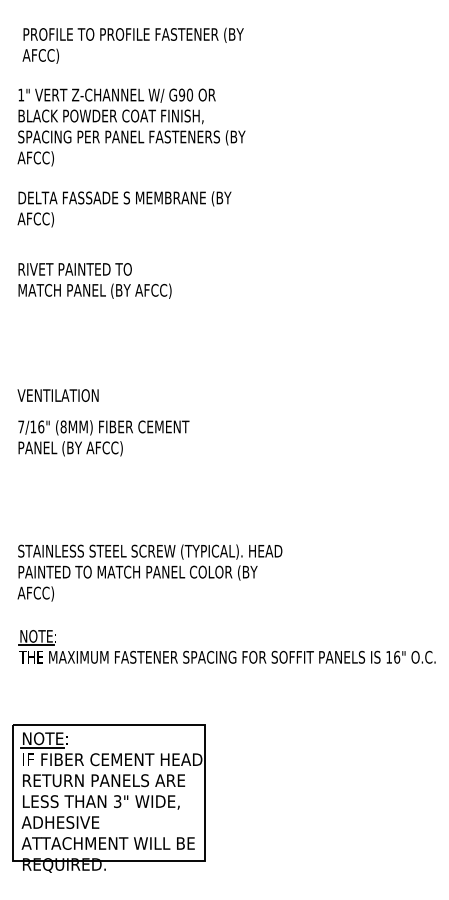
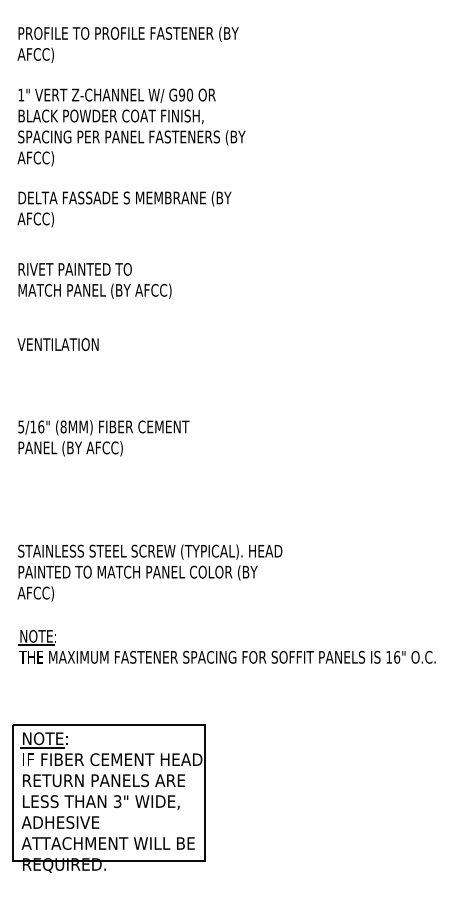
text position: (132, 45) -> (127, 44) (127, 44)
text position: (57, 395) -> (57, 344) (57, 344)
text: 7/16" -> 5/16" (21, 426)
